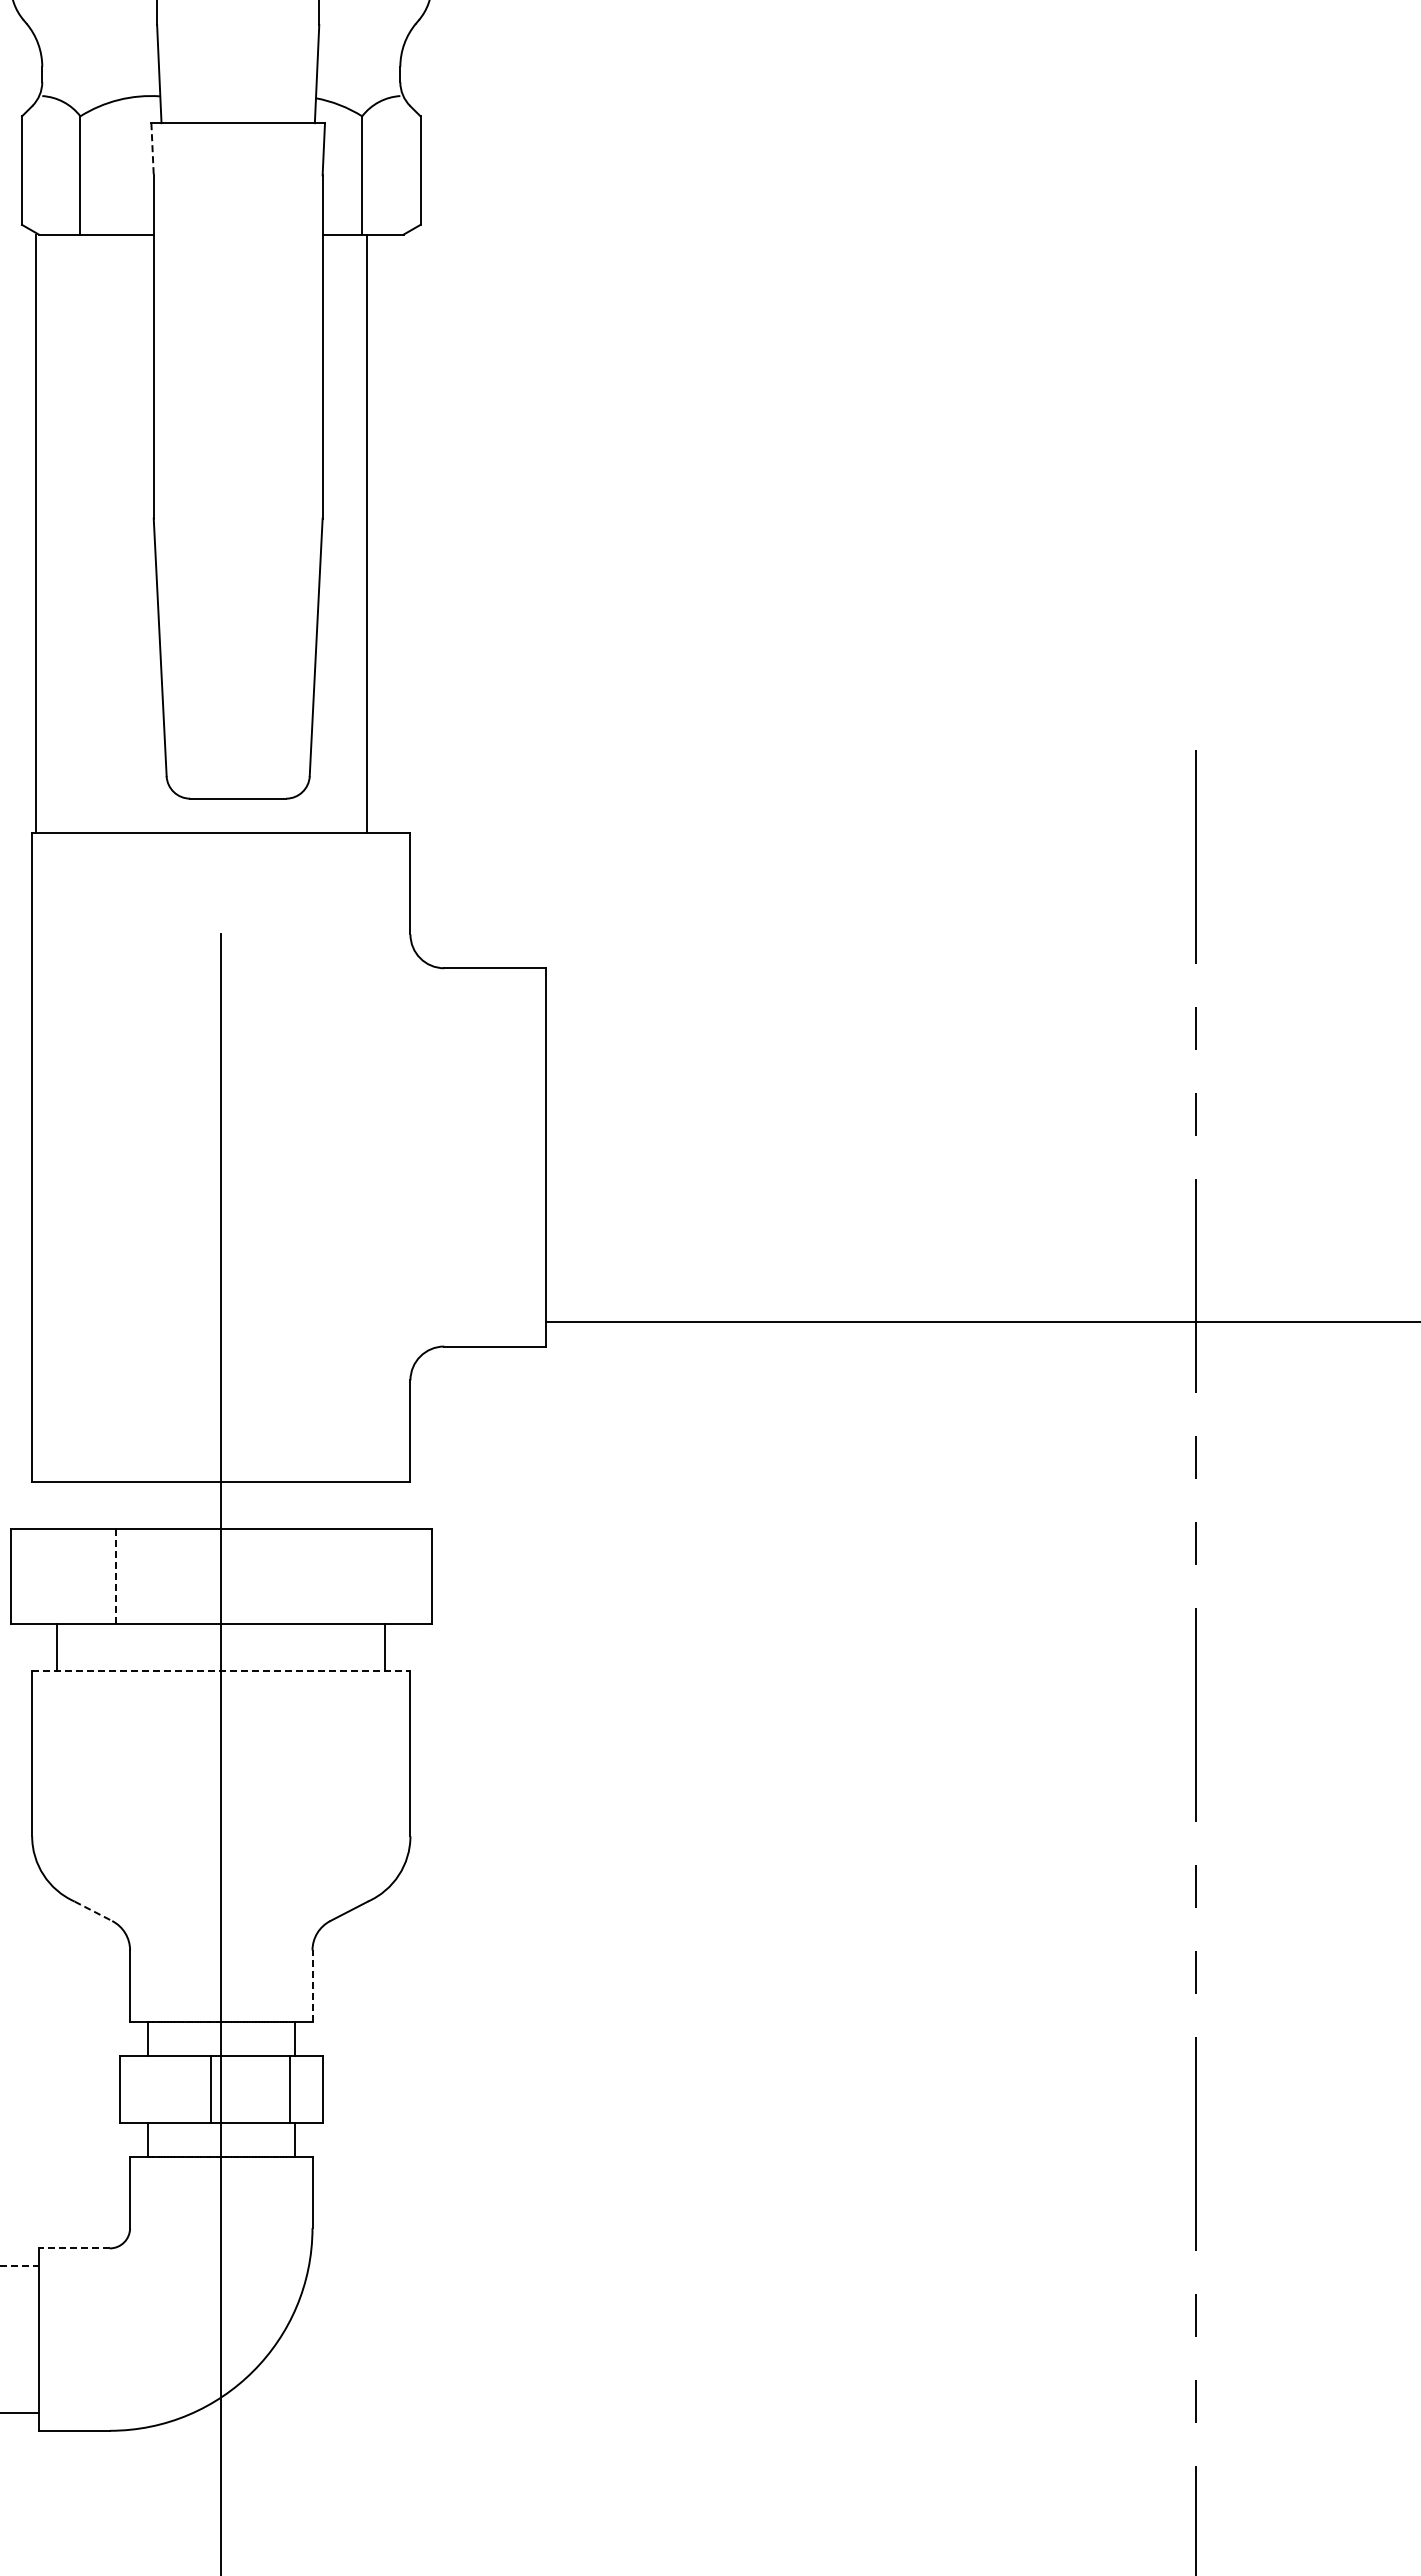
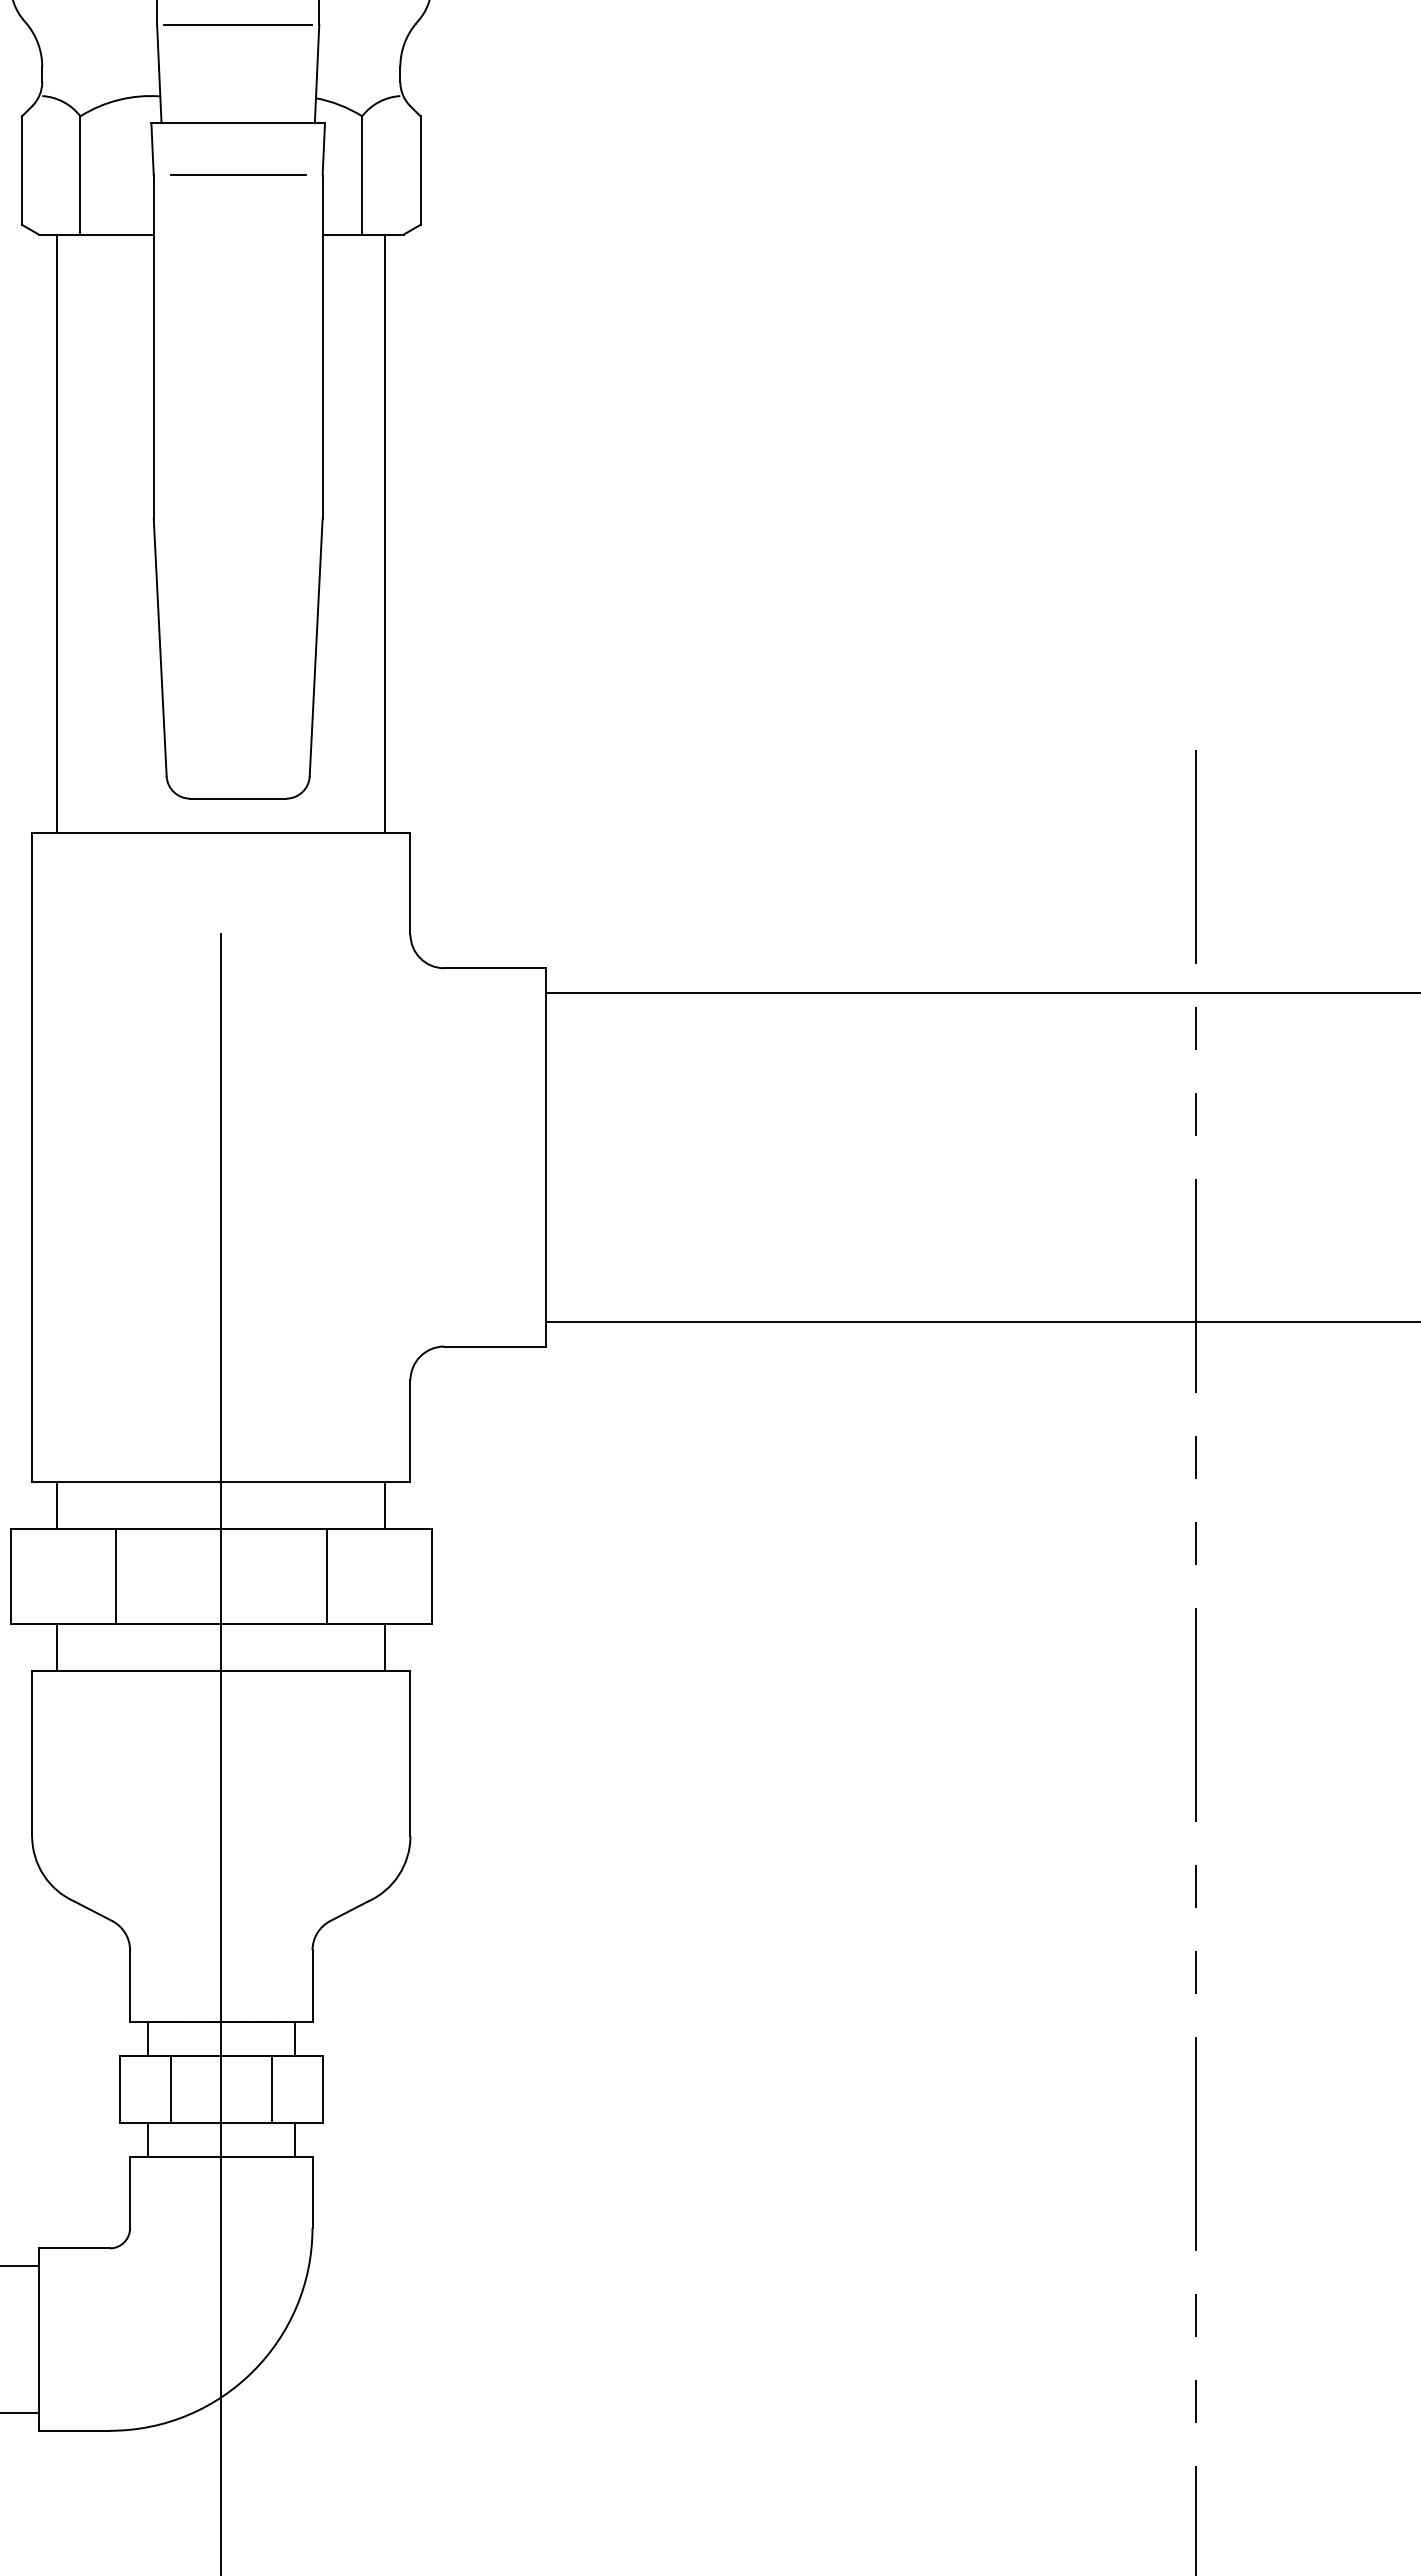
line: none -> present (238, 25)
line: dashed -> solid (152, 149)
line: none -> present (238, 174)
line position: (36, 533) -> (57, 533) (57, 533)
line position: (367, 533) -> (385, 533) (385, 533)
line: none -> present (981, 993)
line: none -> present (57, 1504)
line: none -> present (385, 1504)
line: dashed -> solid (115, 1575)
line: none -> present (326, 1575)
line: dashed -> solid (221, 1670)
line: dashed -> solid (93, 1911)
line: dashed -> solid (312, 1986)
line position: (210, 2089) -> (170, 2089) (170, 2089)
line position: (290, 2089) -> (272, 2089) (272, 2089)
line: dashed -> solid (73, 2248)
line: dashed -> solid (19, 2266)
